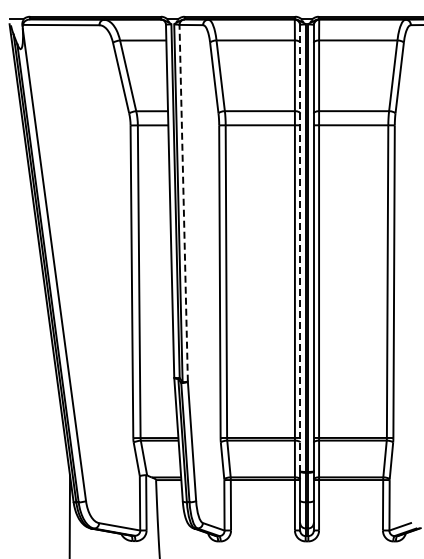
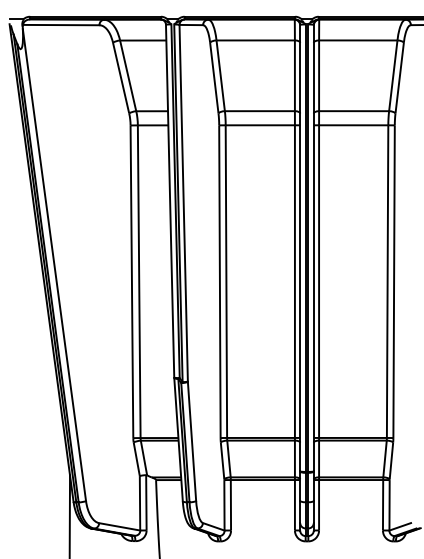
line: dashed -> solid (183, 202)
line: dashed -> solid (300, 248)
